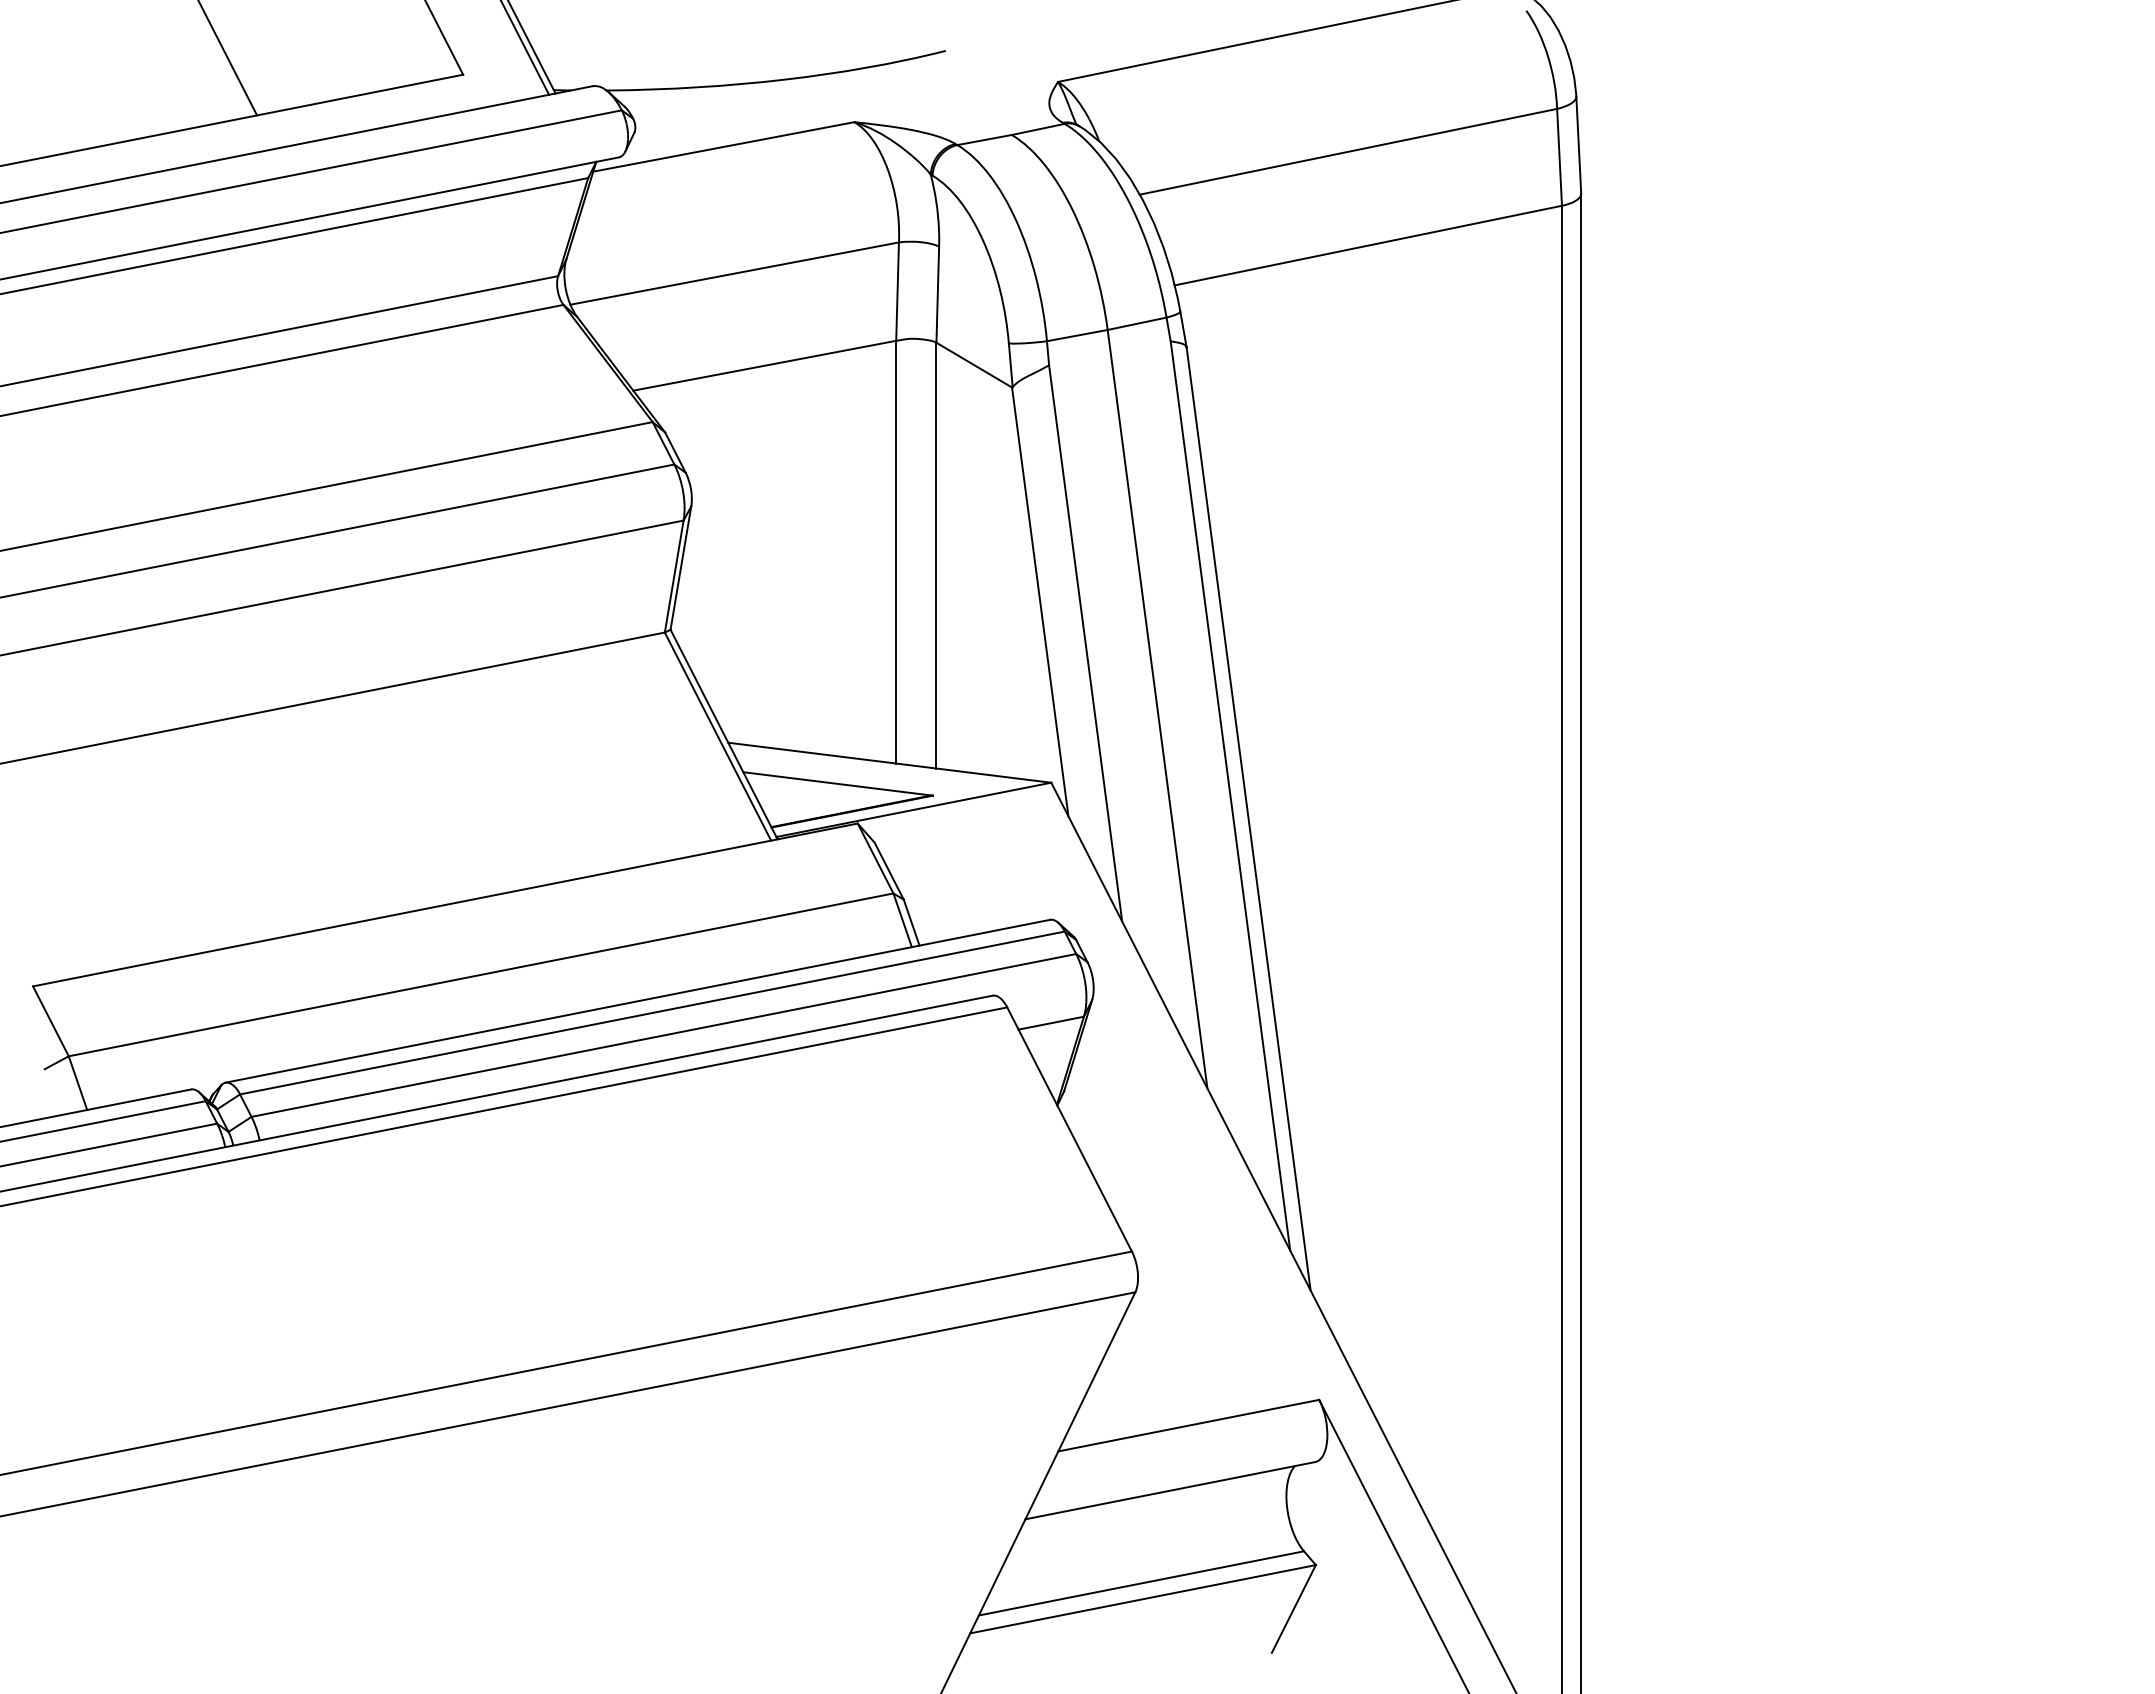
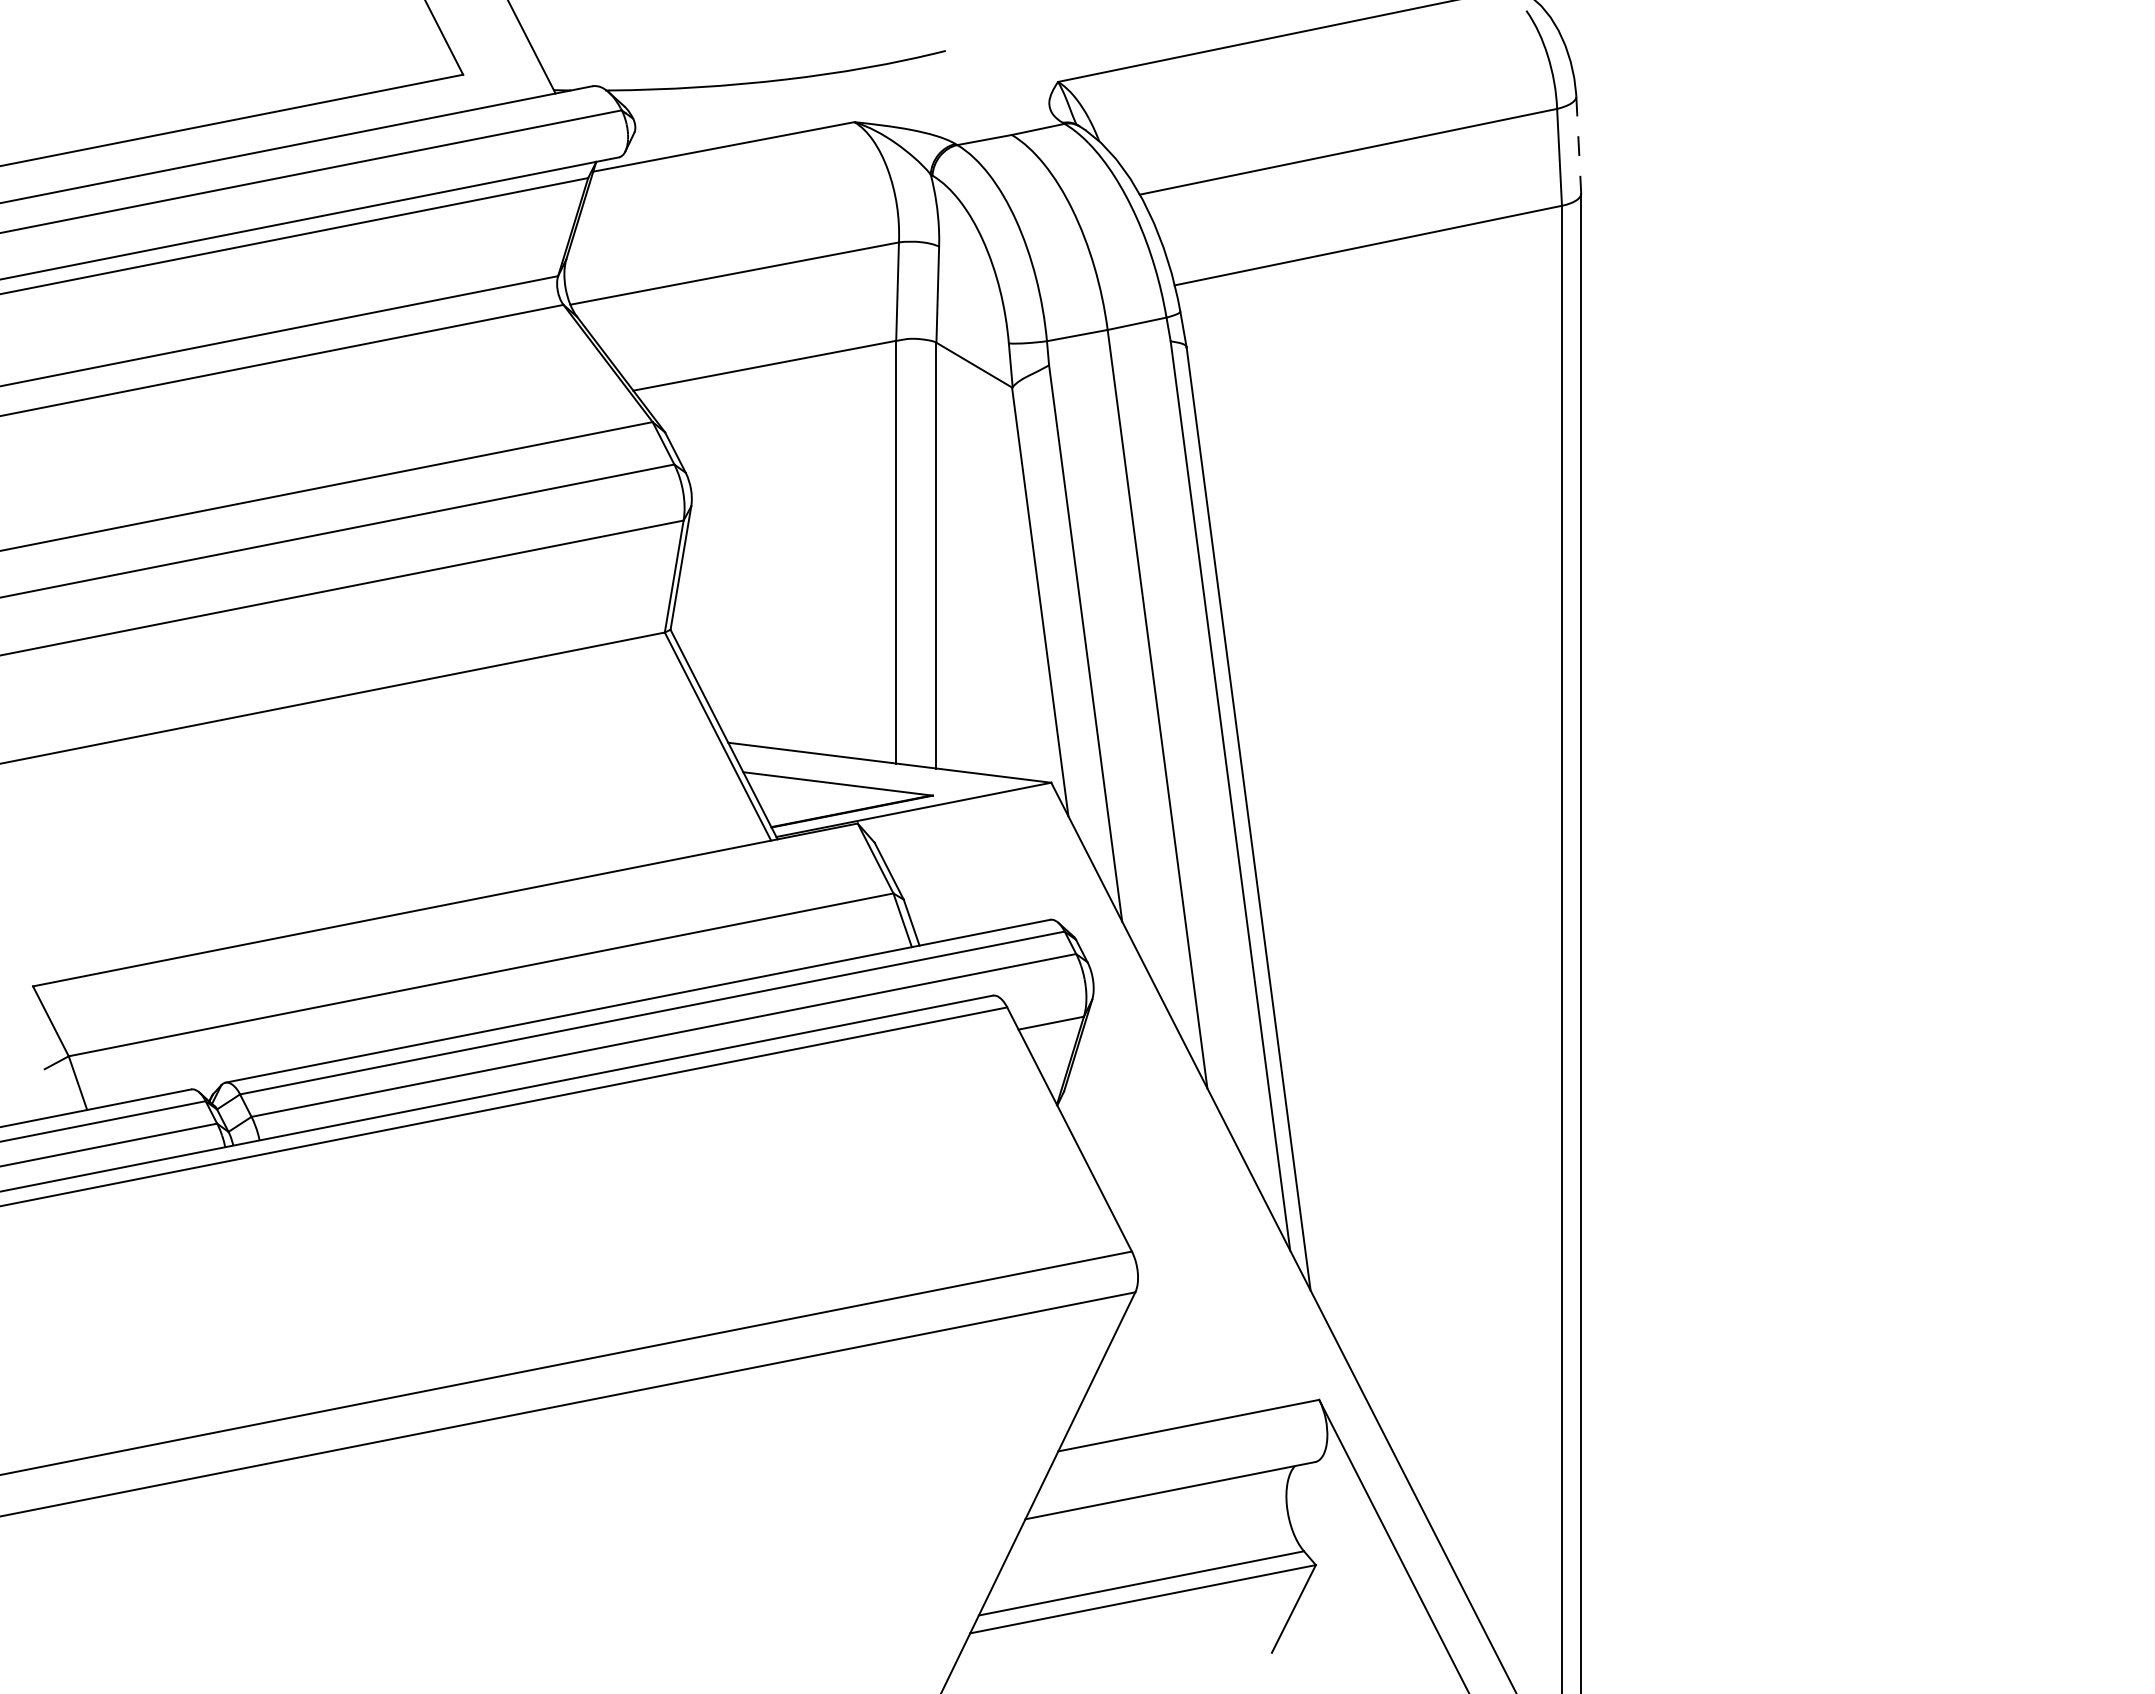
line: present -> none (525, 48)
line: present -> none (228, 58)
line: solid -> dashed (1578, 145)
